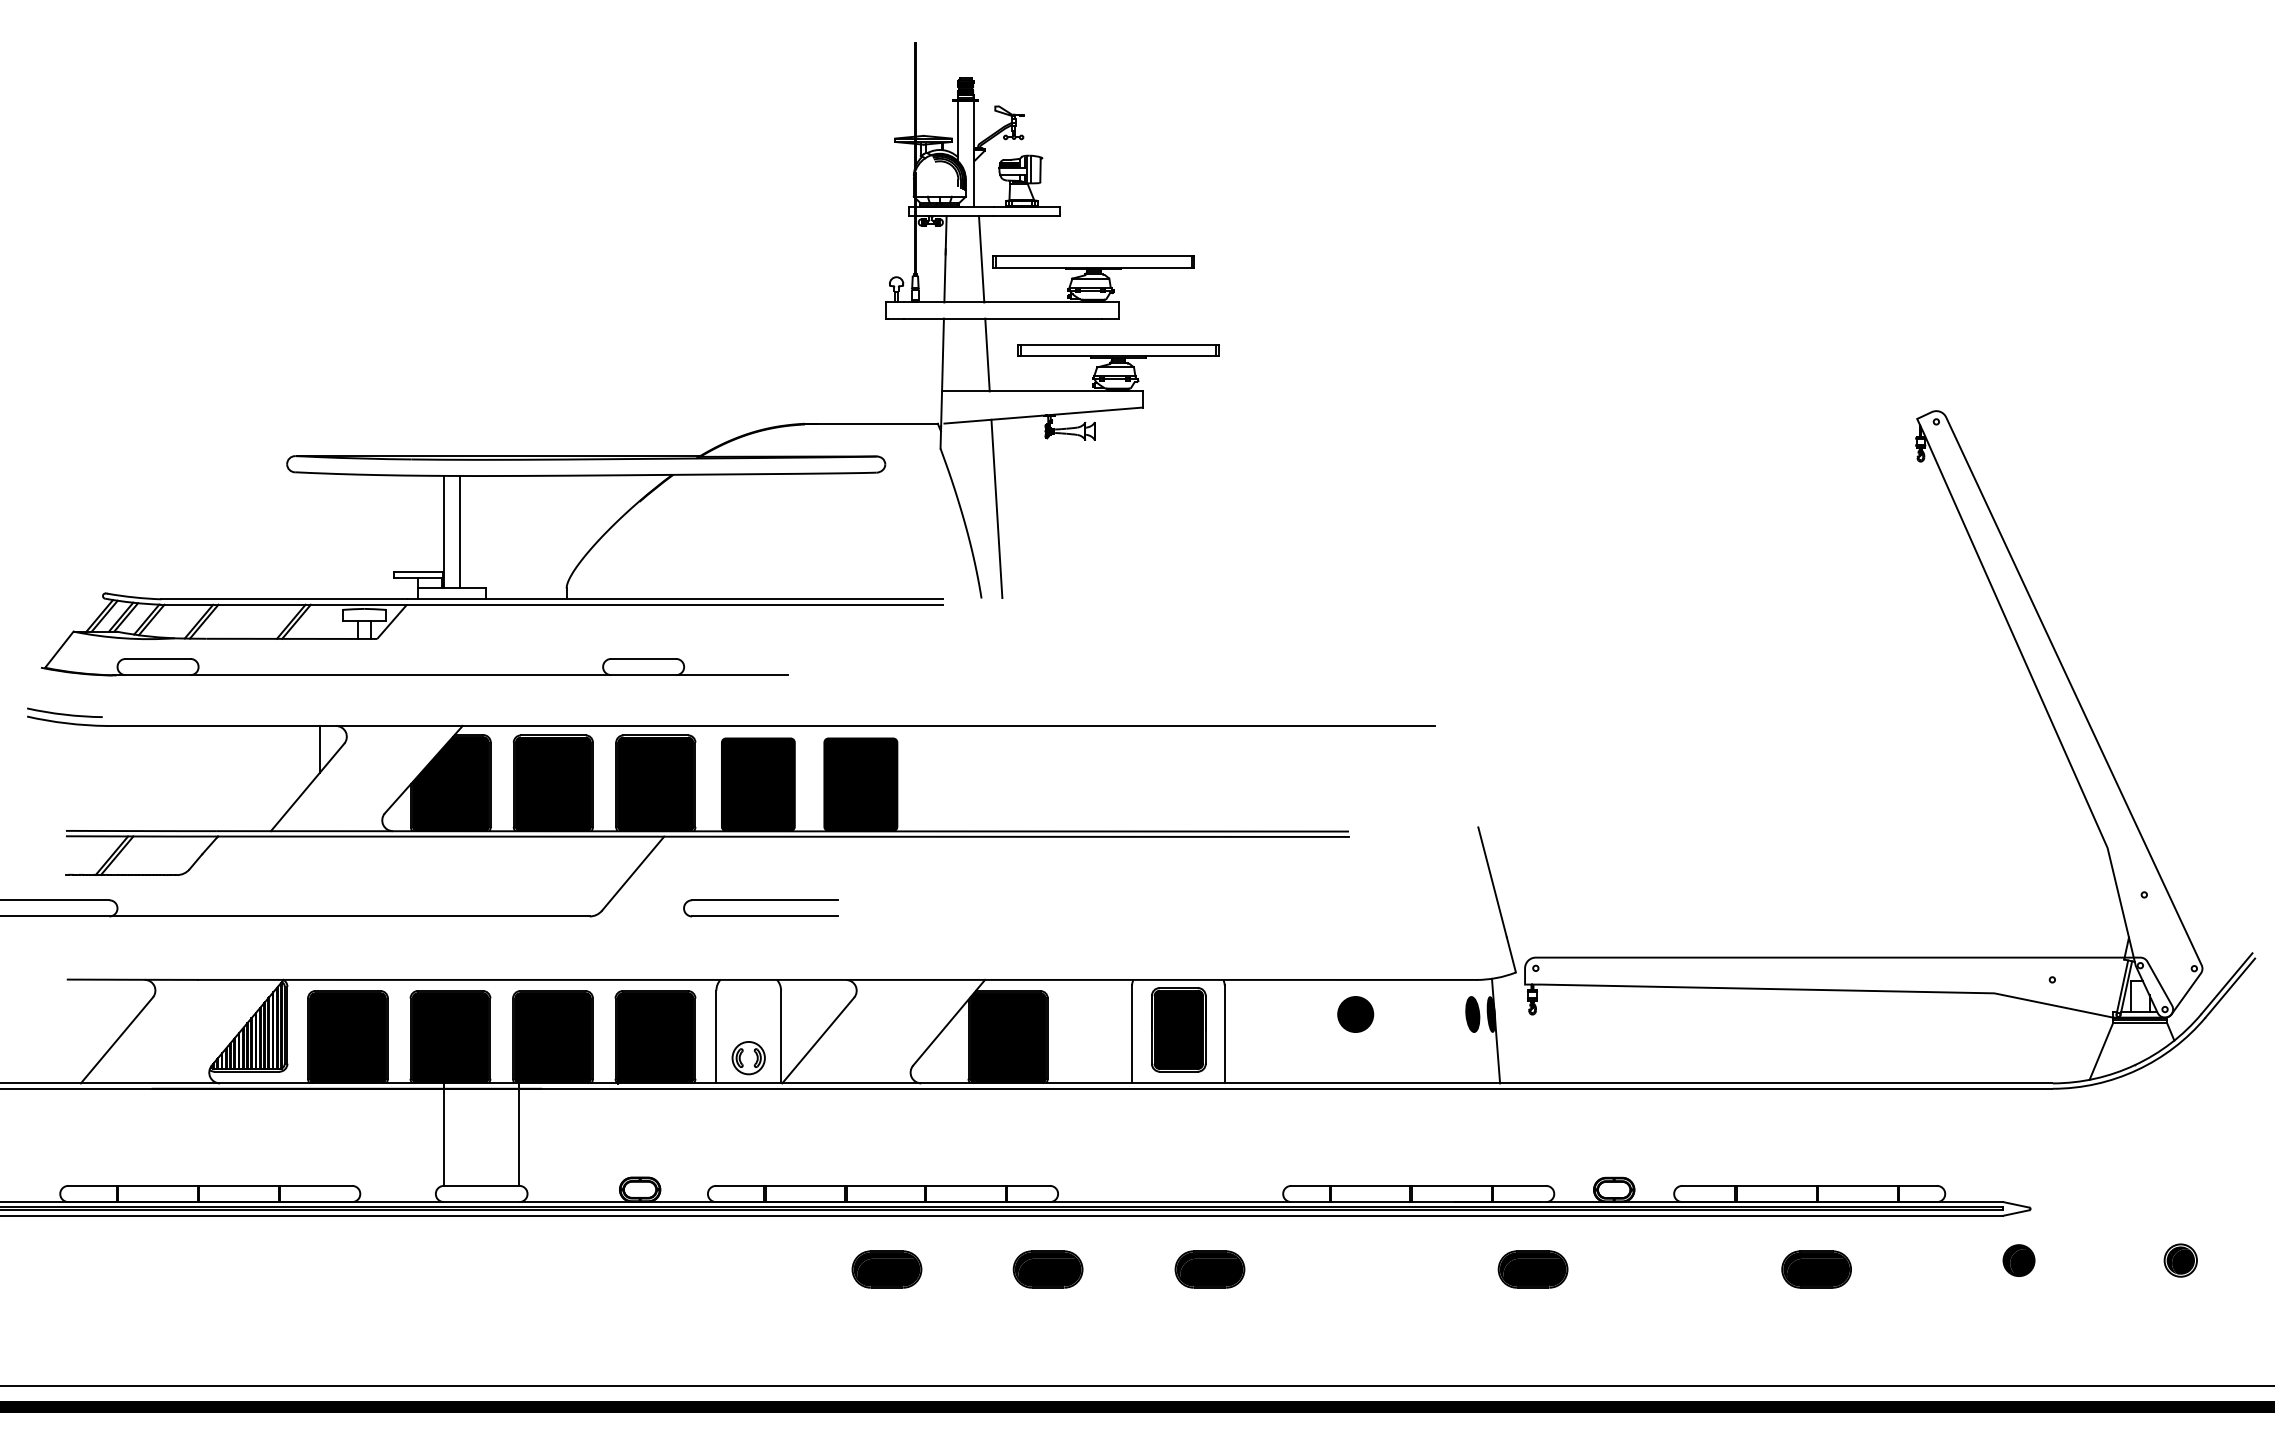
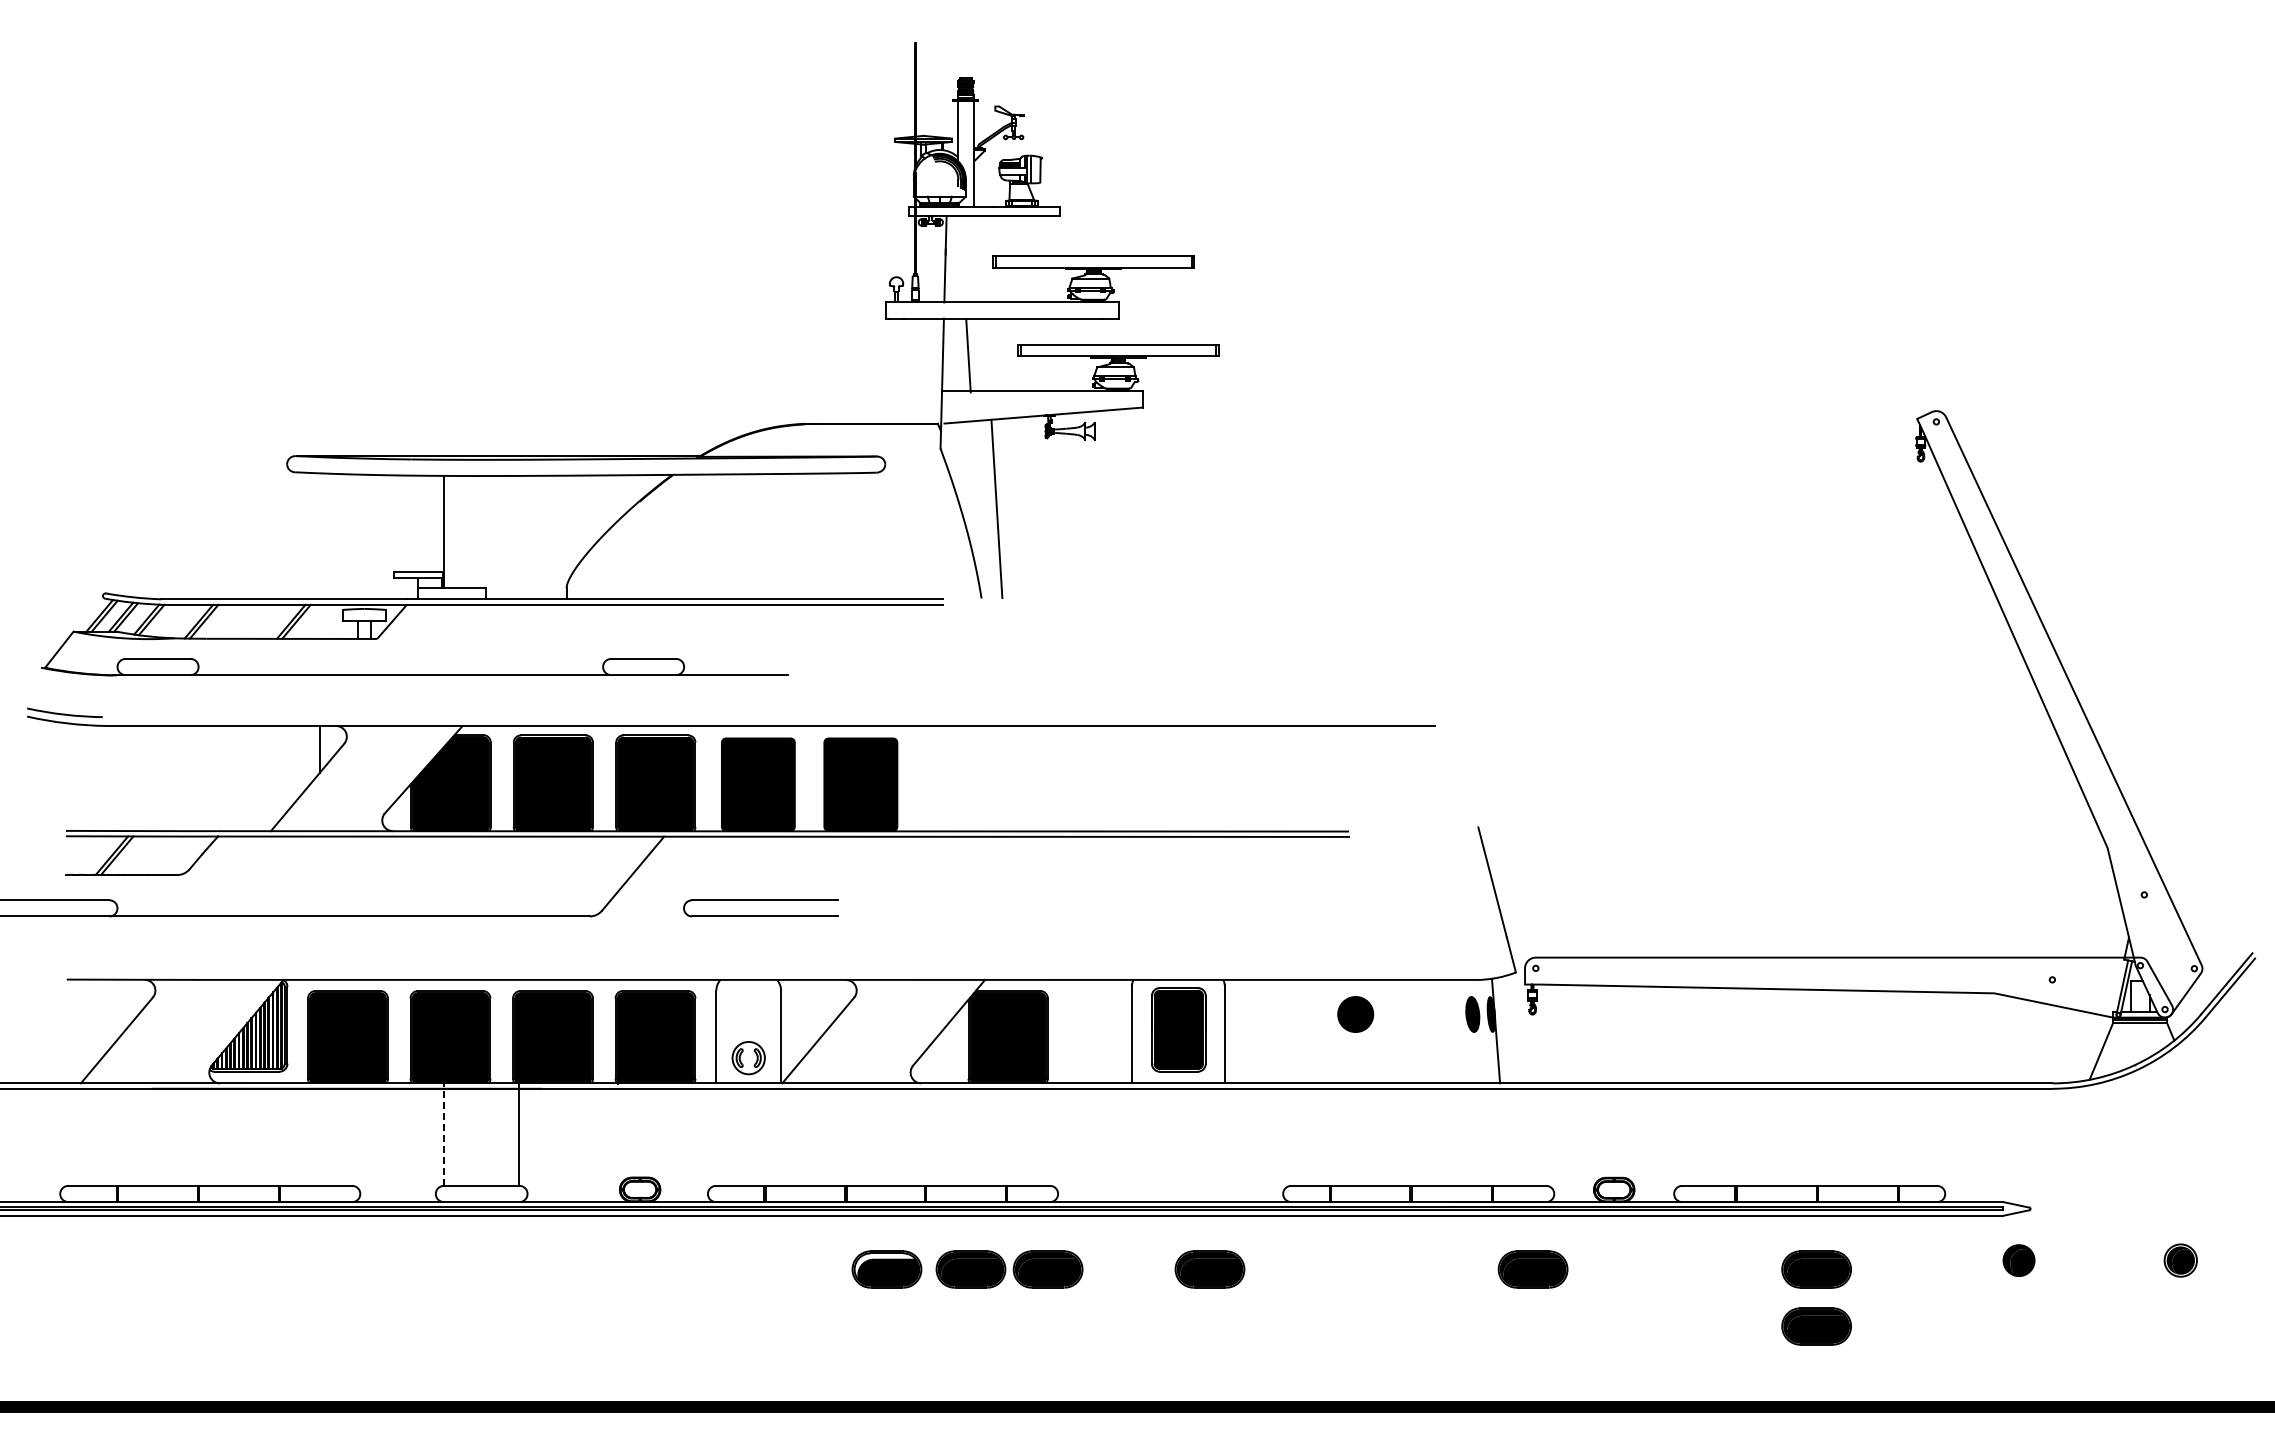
line: present -> none (981, 259)
line position: (987, 354) -> (968, 355) (968, 355)
line: present -> none (460, 532)
line: solid -> dashed (443, 1134)
fill: present -> none (884, 1266)
part: none -> present (970, 1269)
part: none -> present (1816, 1326)
line: present -> none (1136, 1385)
